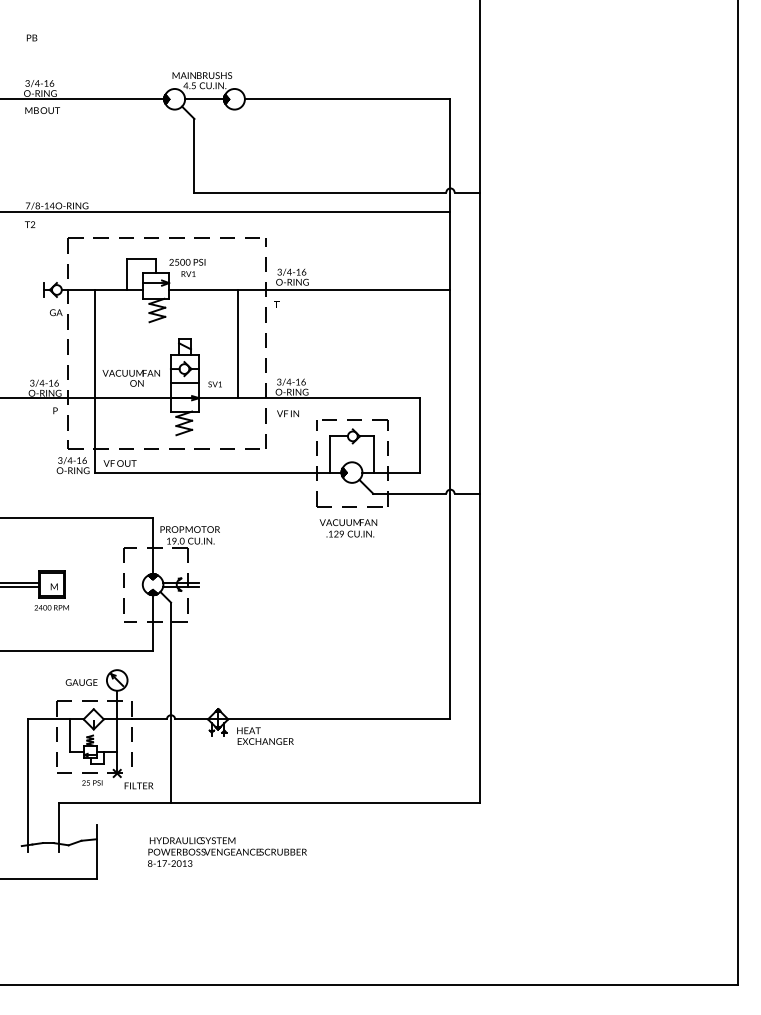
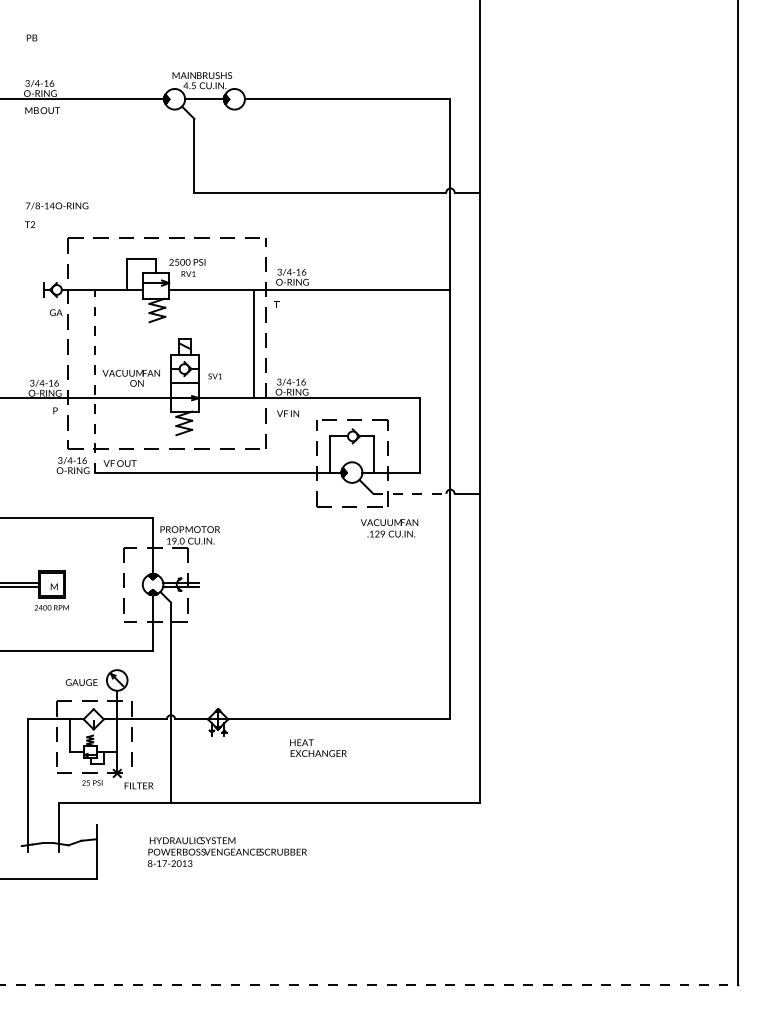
line: present -> none (226, 211)
line position: (237, 343) -> (253, 343) (253, 343)
line: solid -> dashed (95, 380)
text position: (214, 384) -> (214, 376) (214, 376)
line: solid -> dashed (410, 493)
text position: (348, 528) -> (389, 528) (389, 528)
text position: (265, 735) -> (318, 747) (318, 747)
line: solid -> dashed (369, 984)
